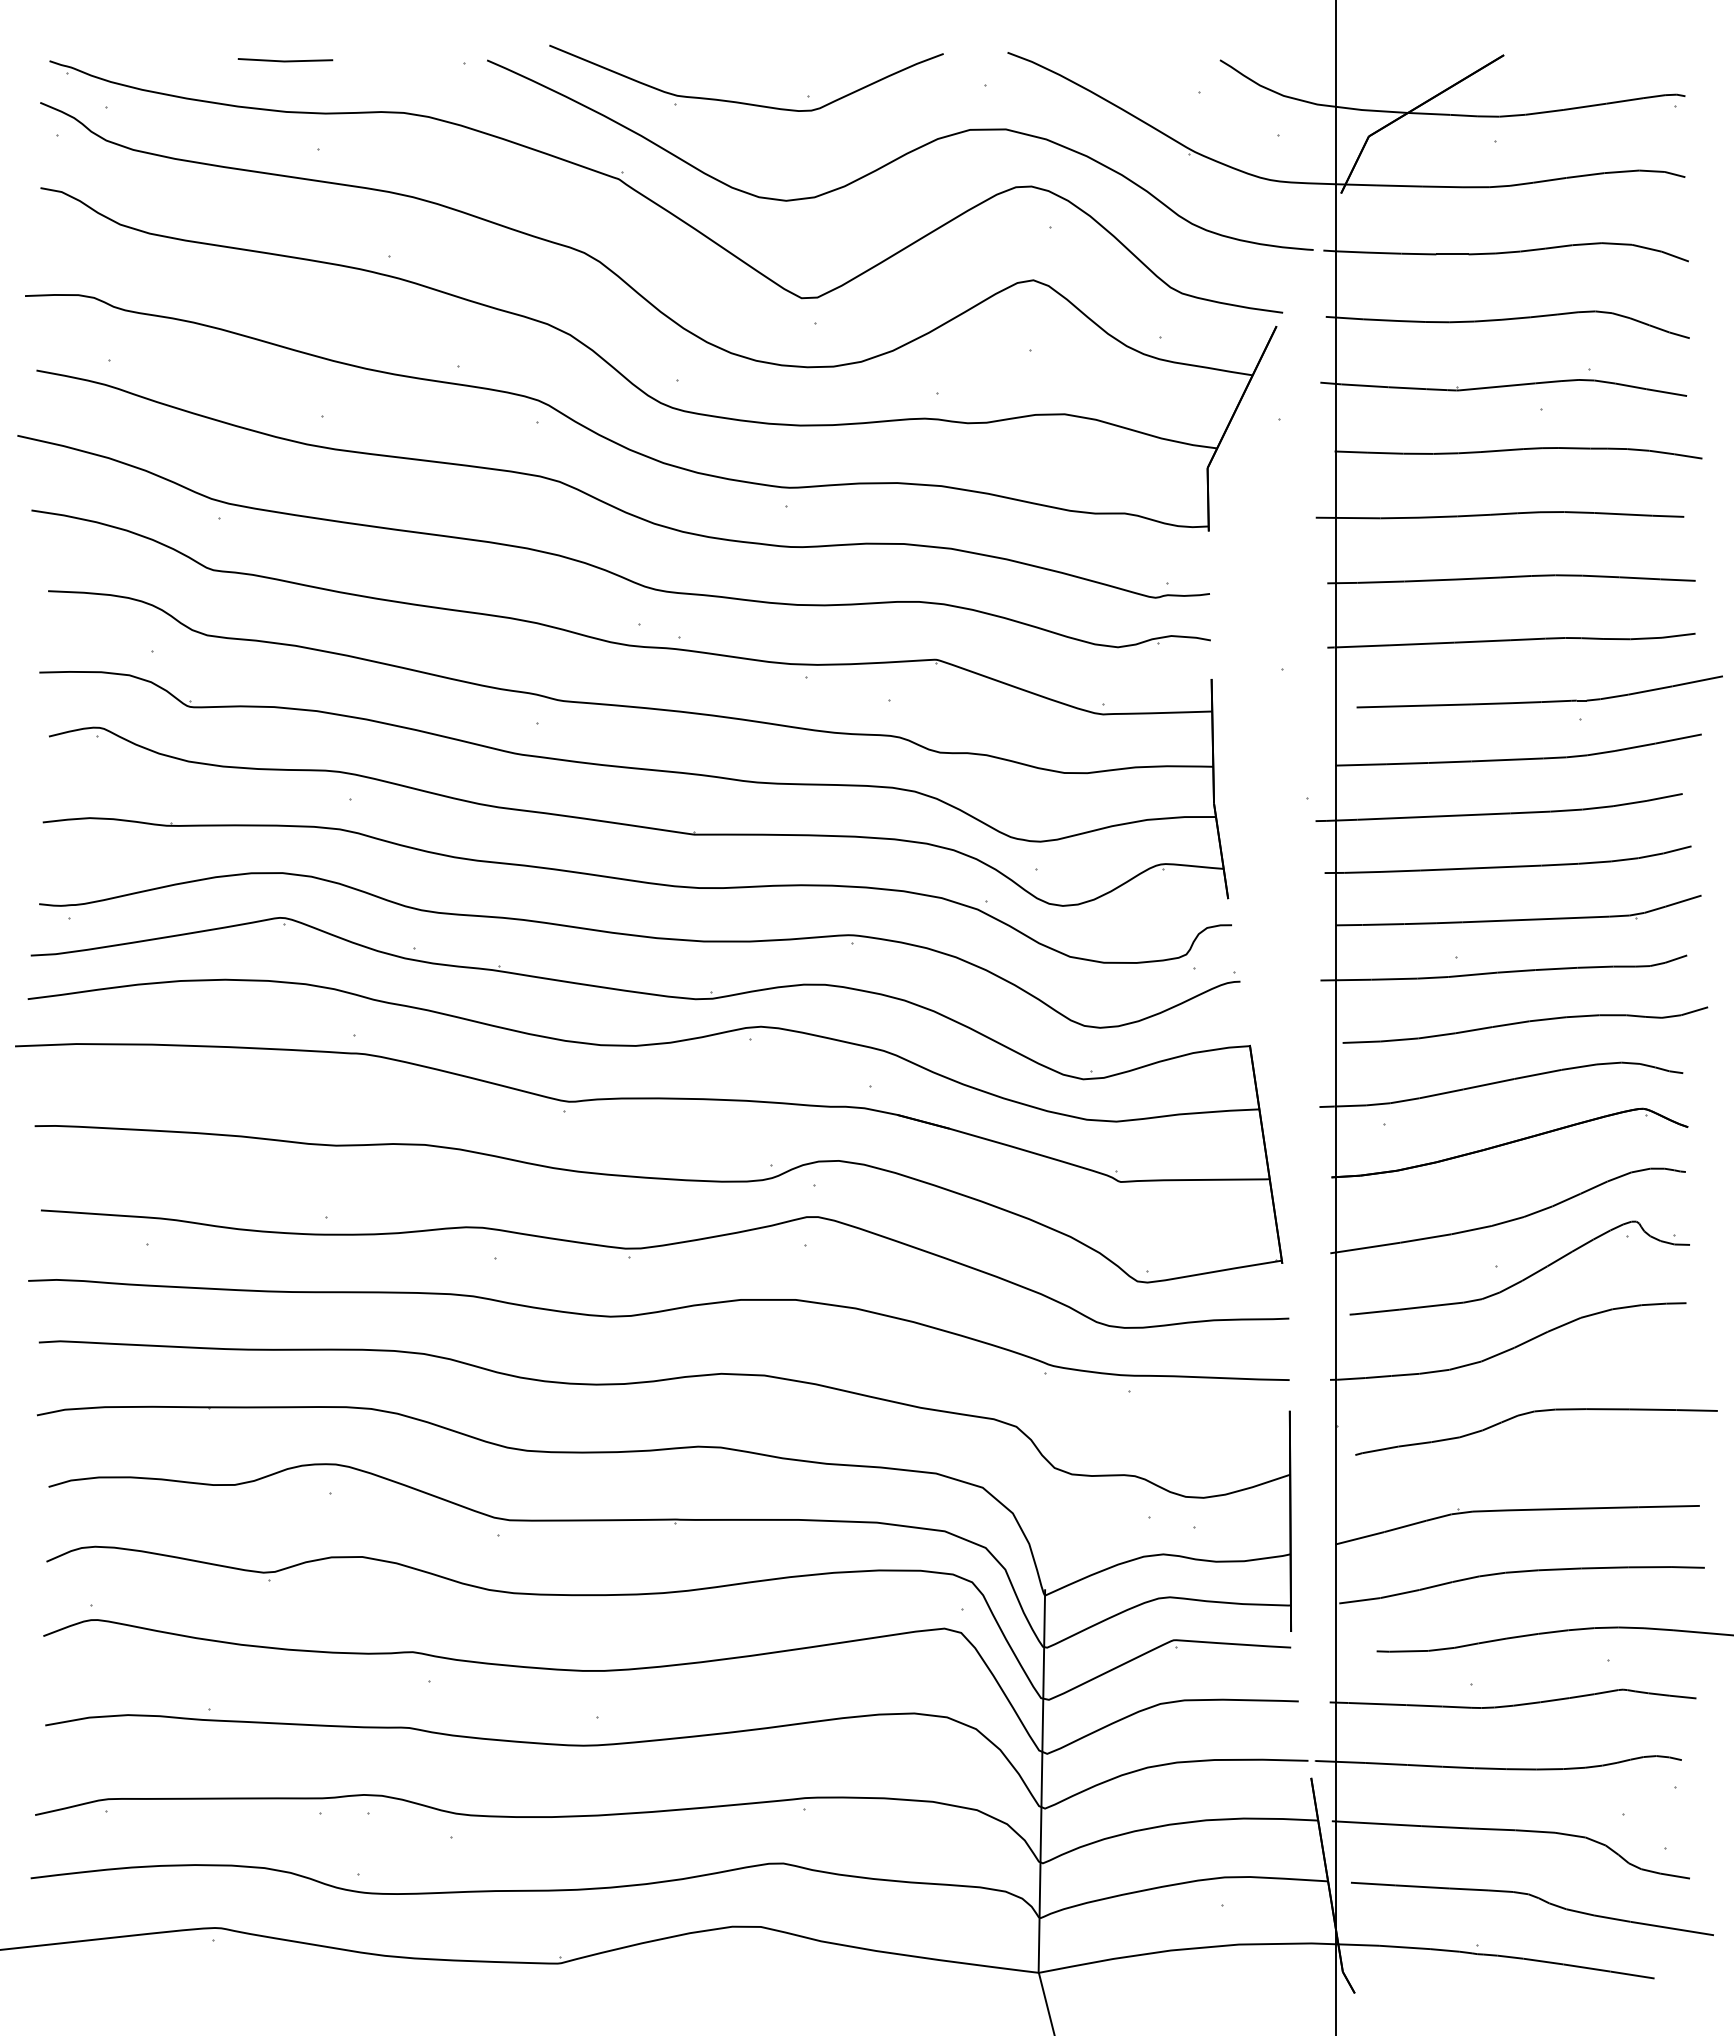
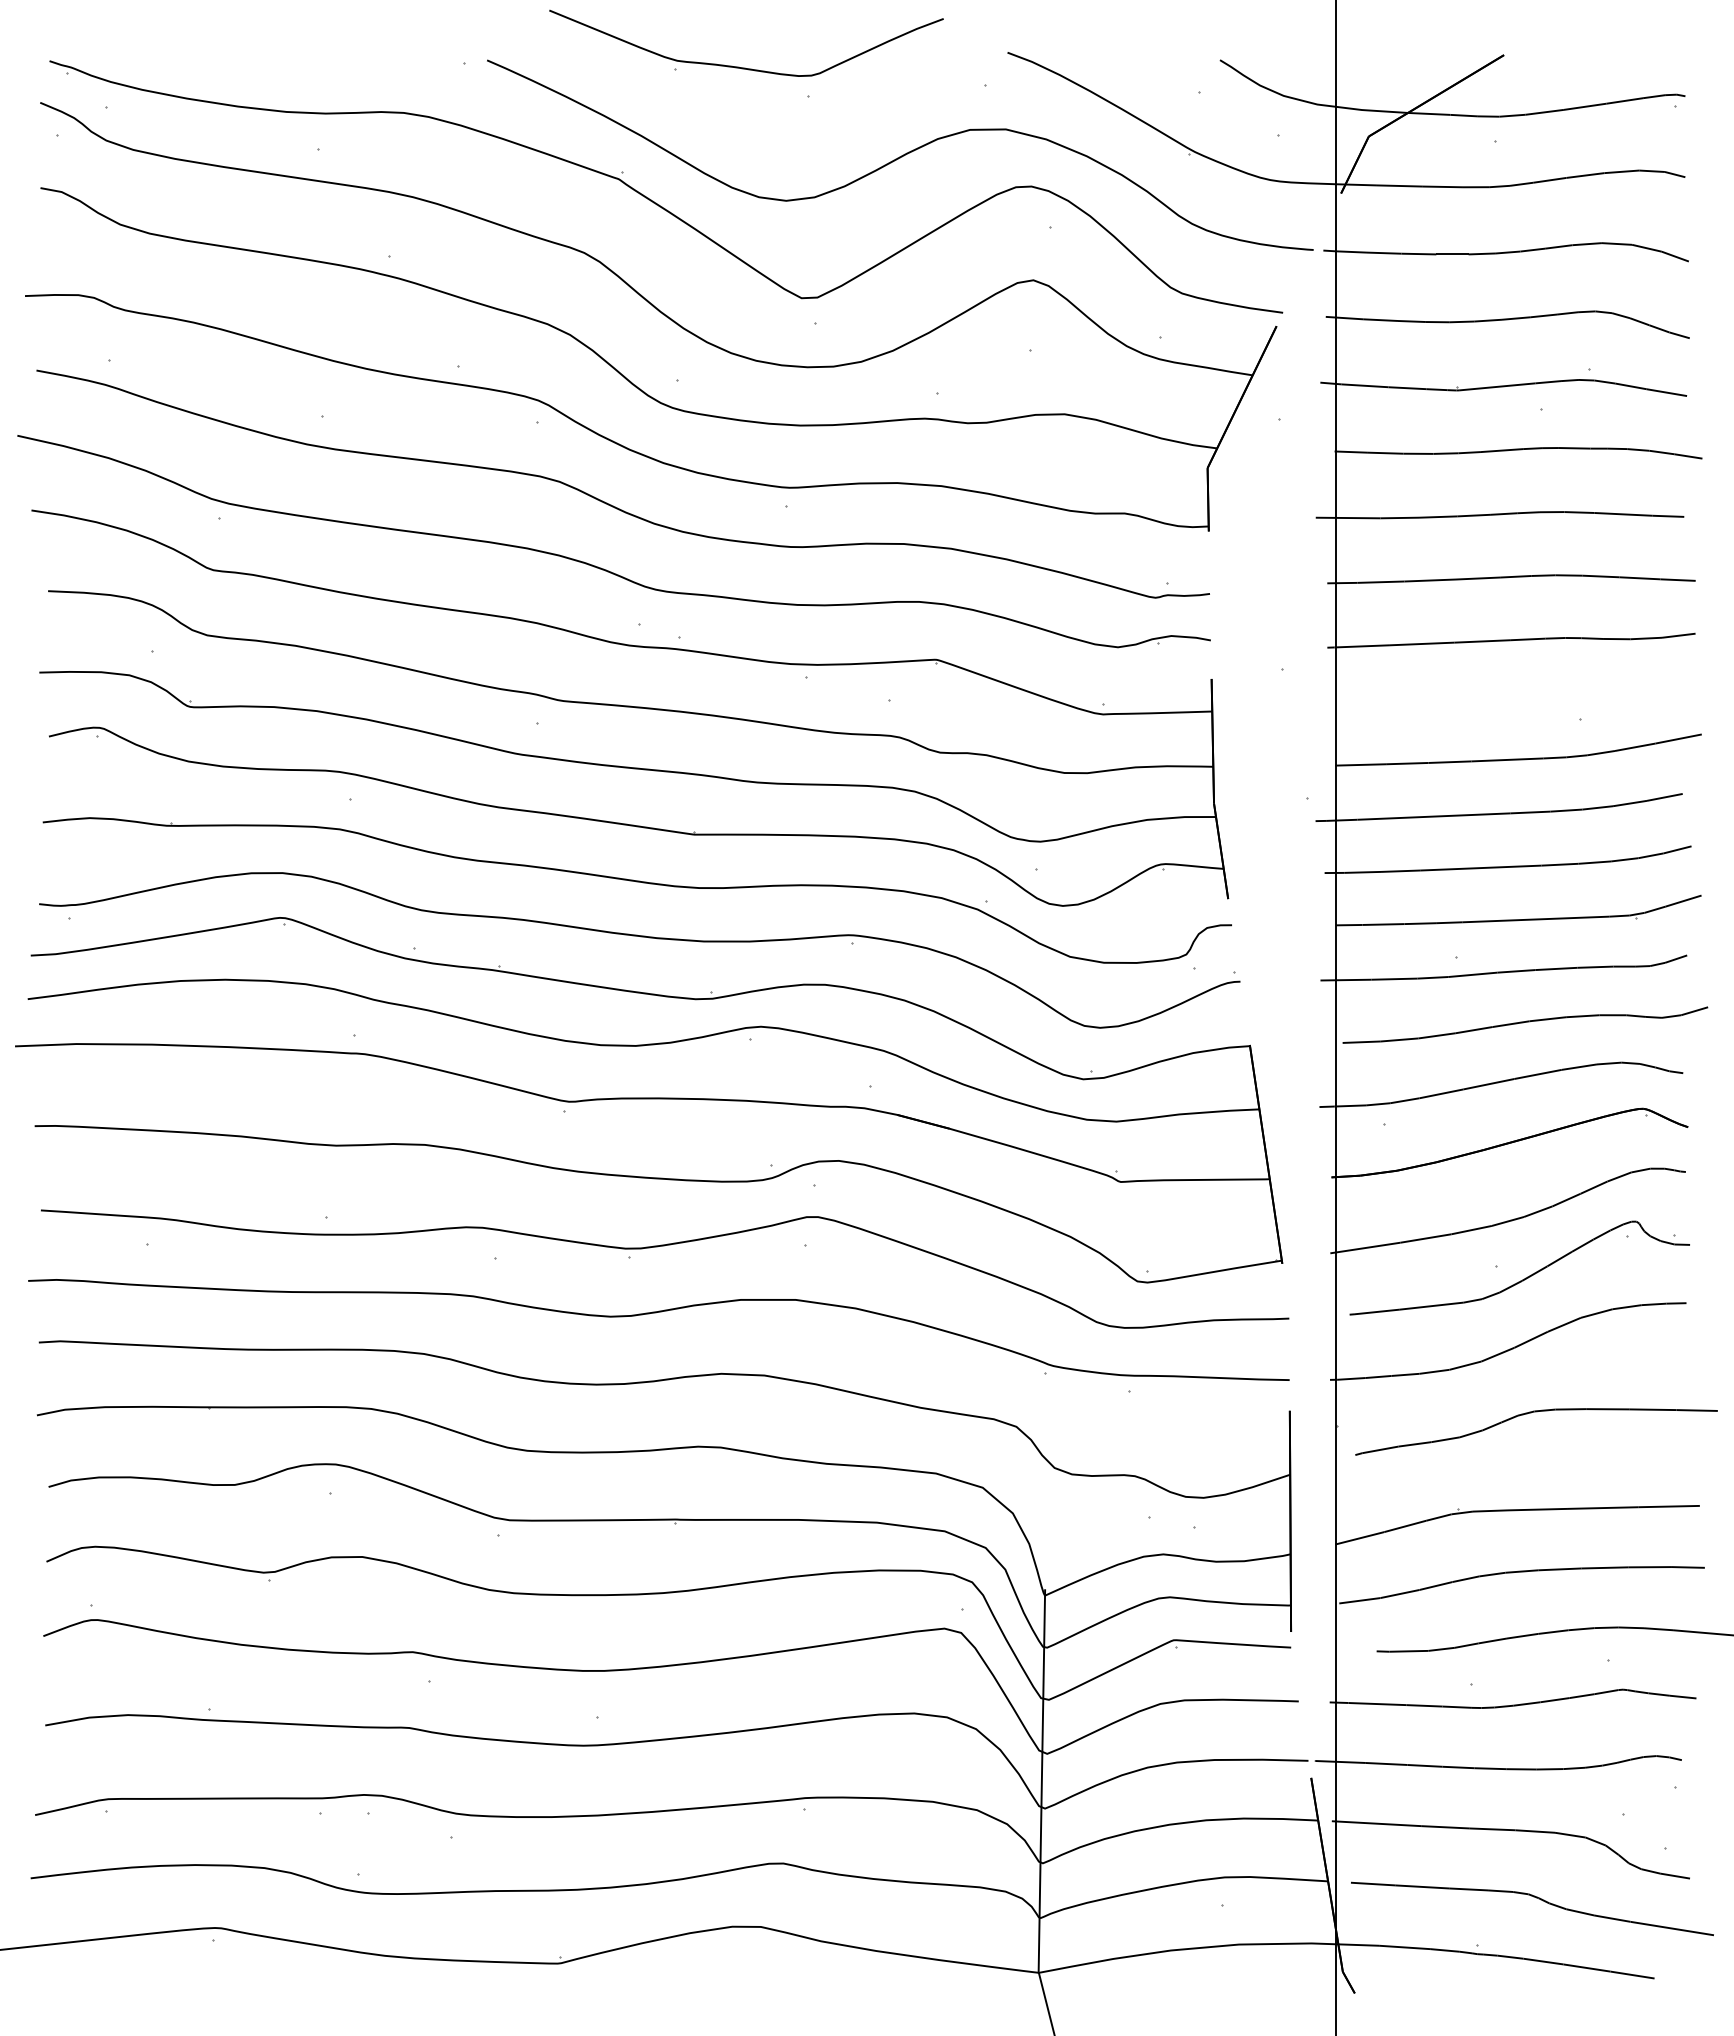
line: present -> none (285, 60)
part position: (739, 101) -> (739, 66) (739, 66)
curve: present -> none (1539, 701)
